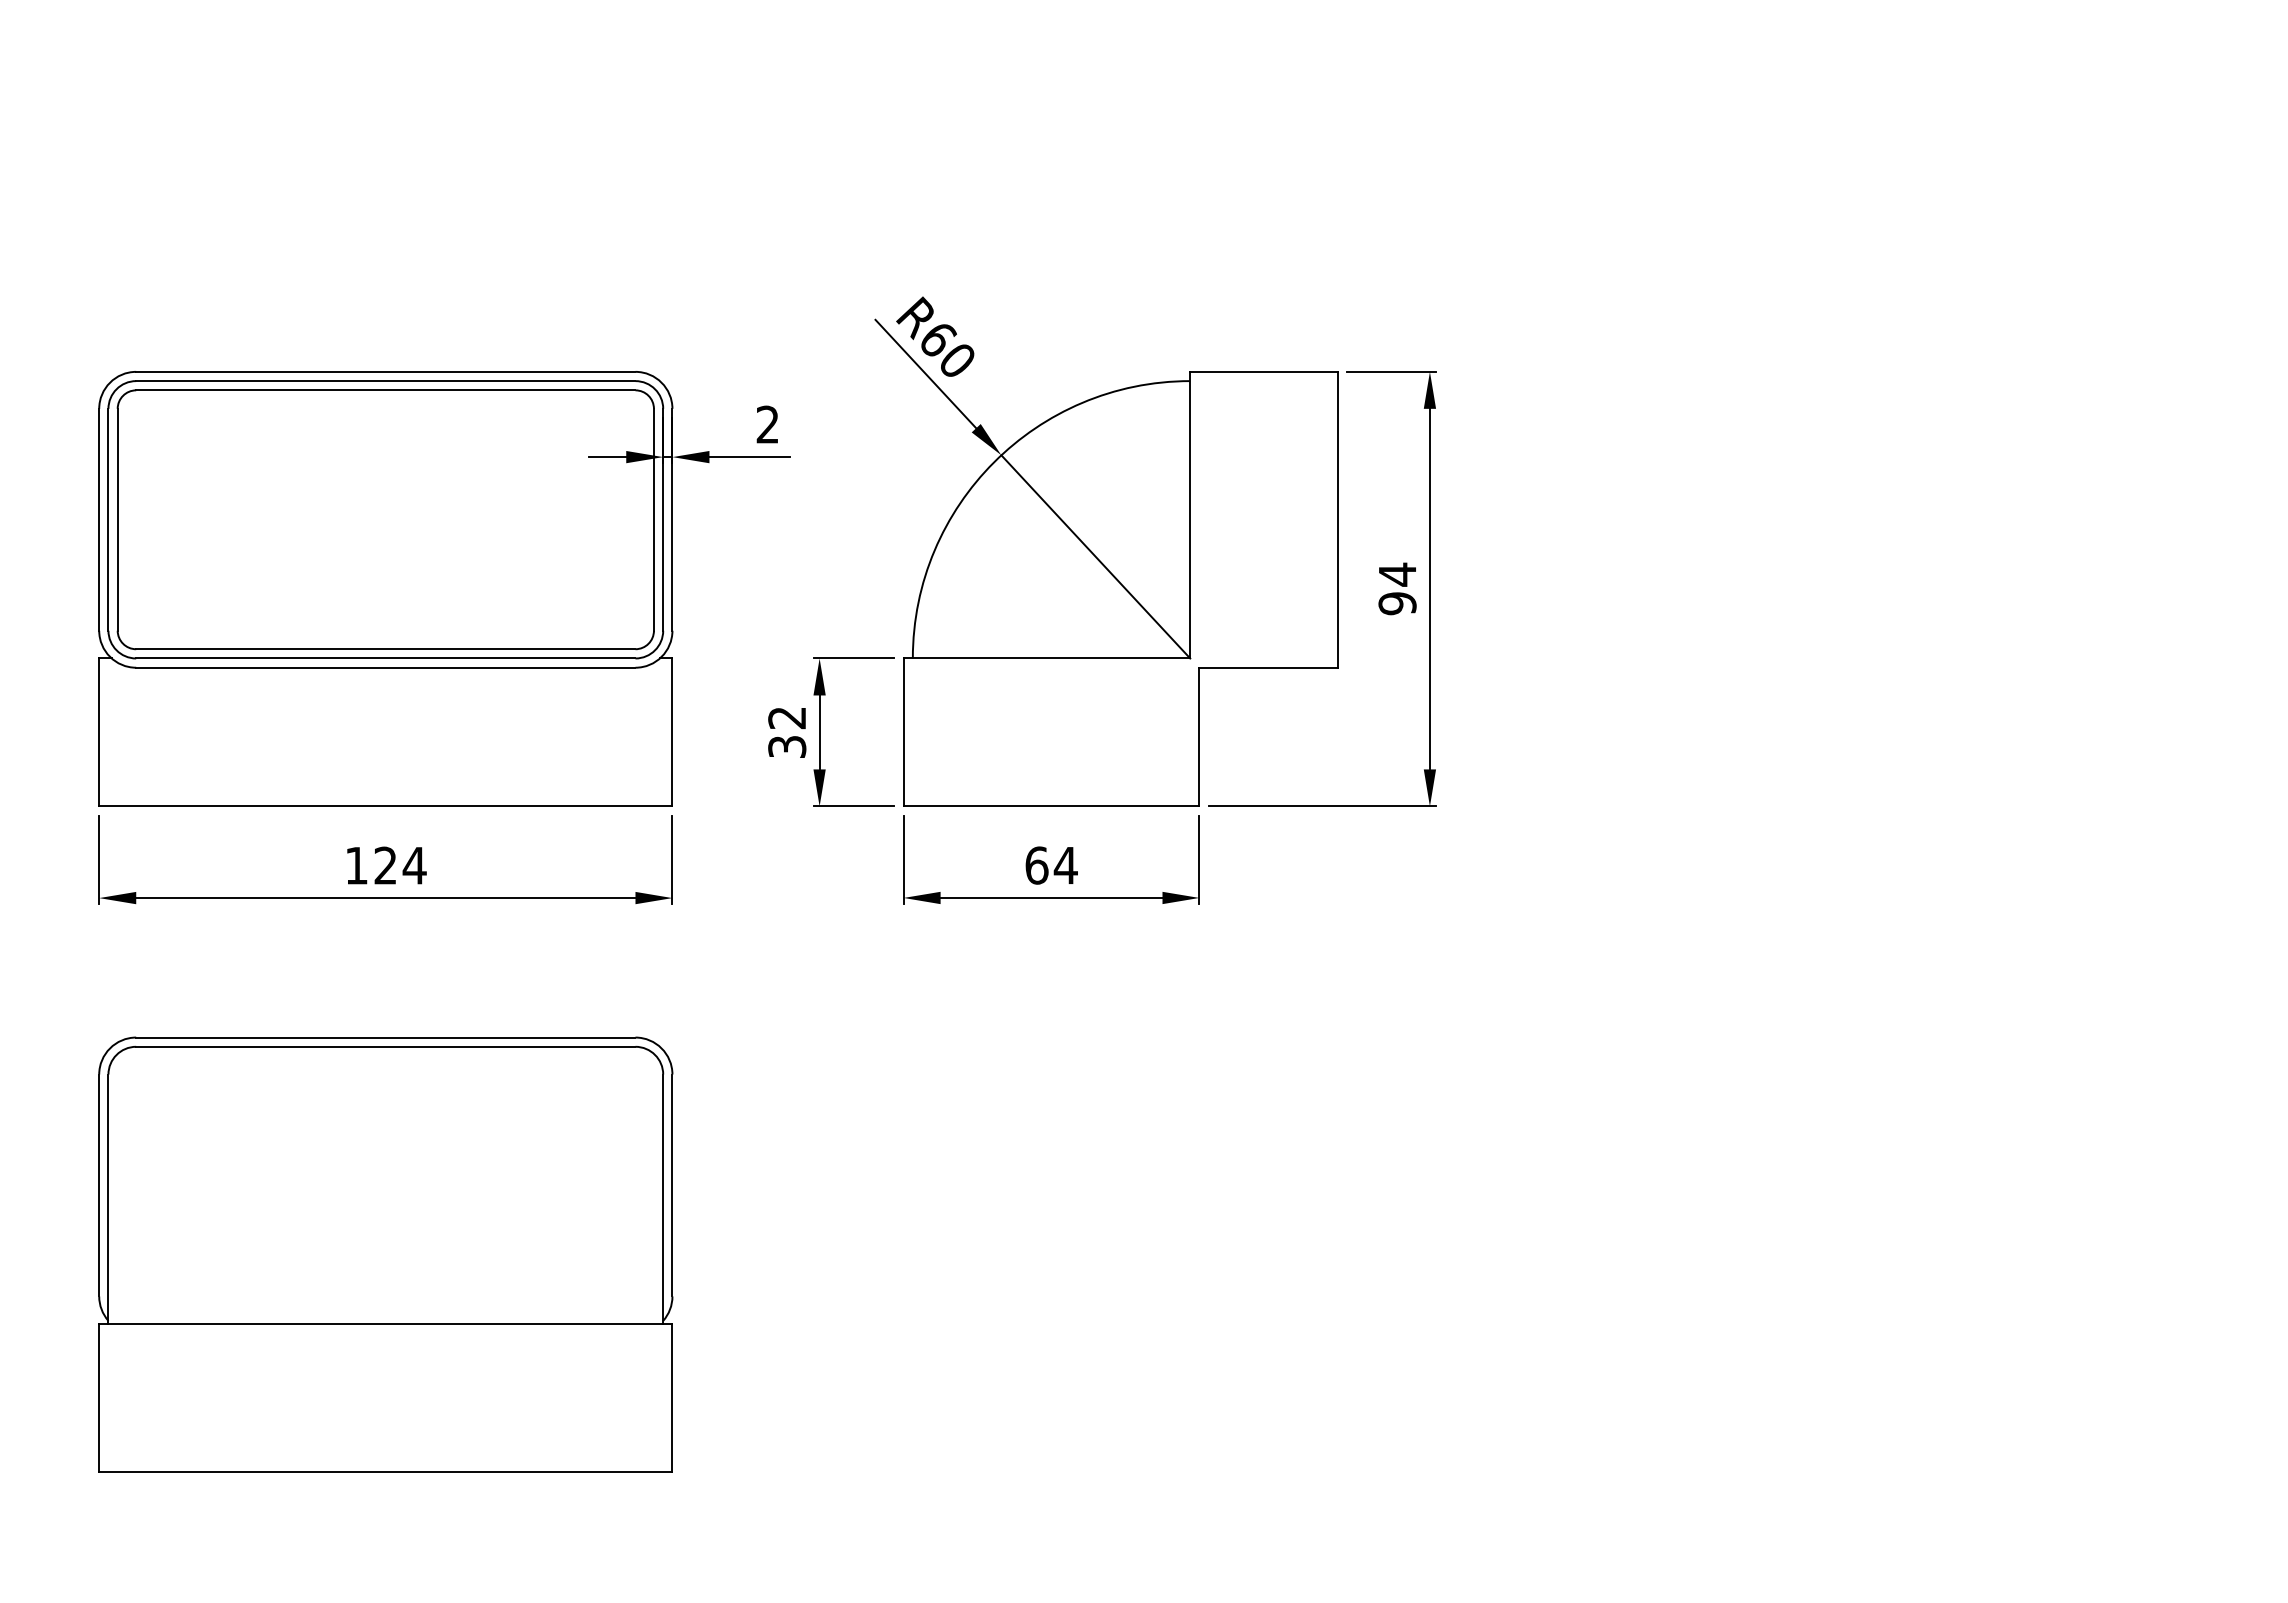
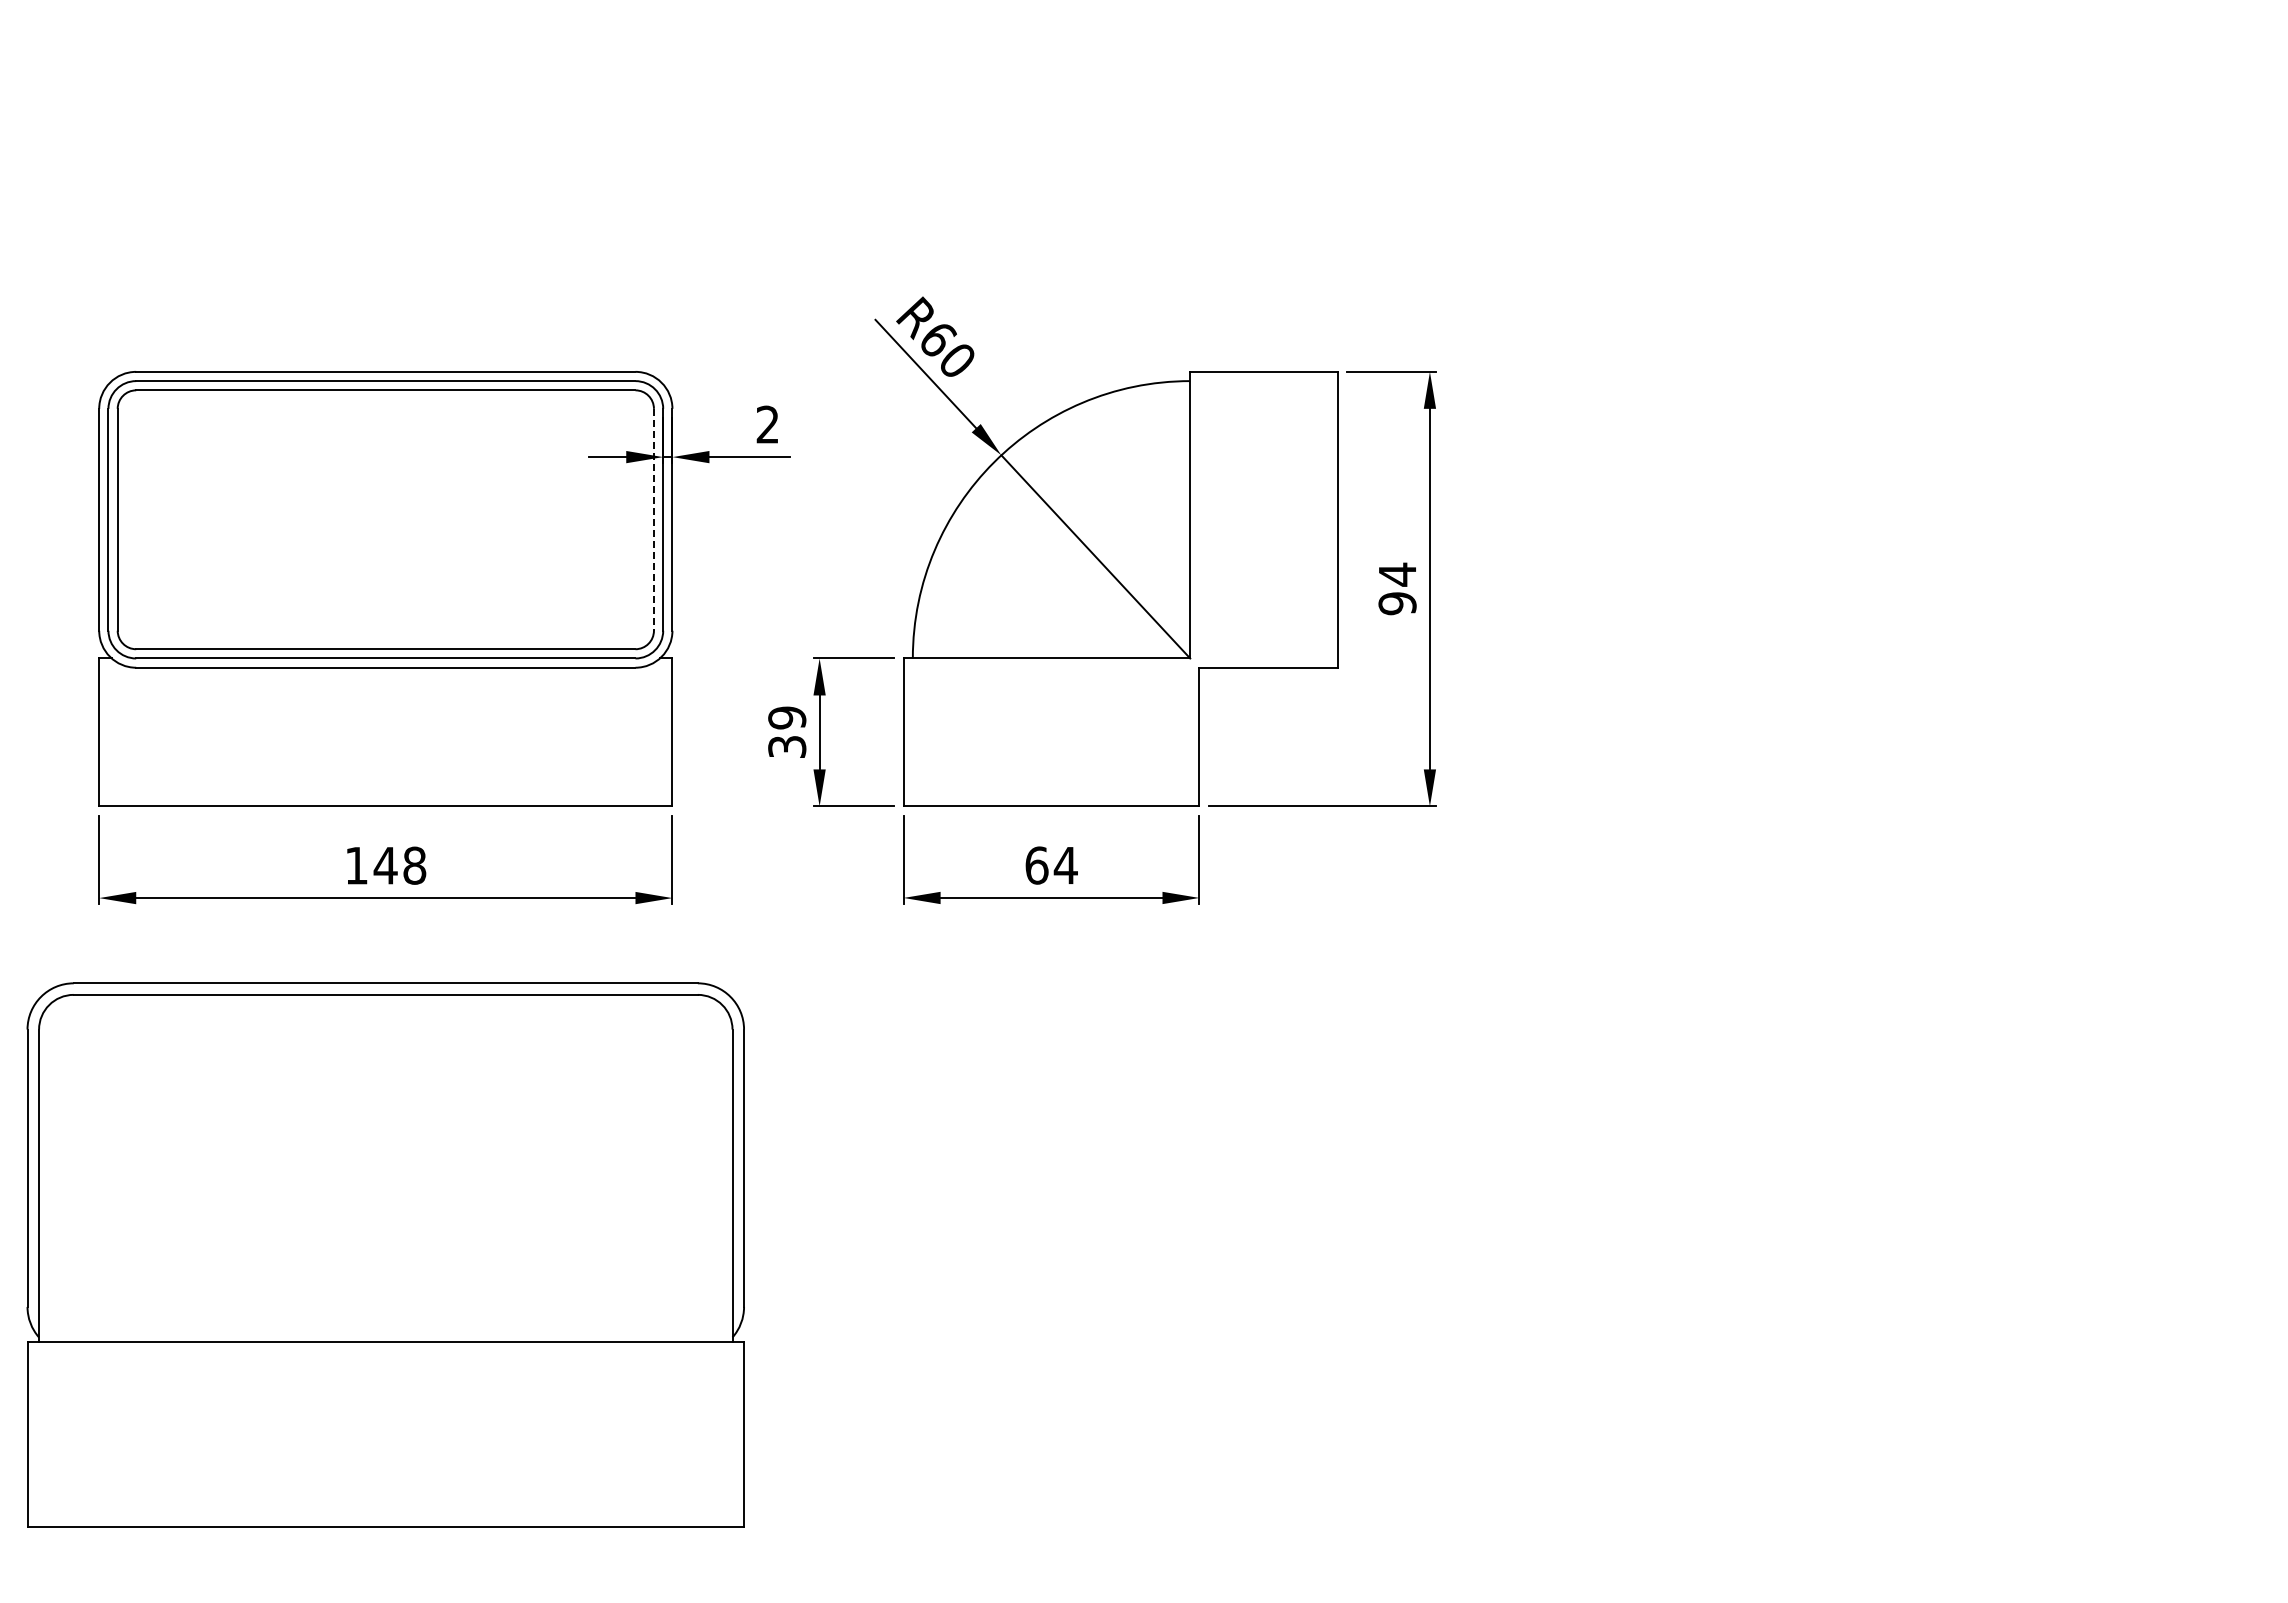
line: solid -> dashed (653, 519)
text: 32 -> 39 (787, 717)
text: 124 -> 148 (399, 865)
part size: 576x437 px -> 719x546 px (385, 1254)
